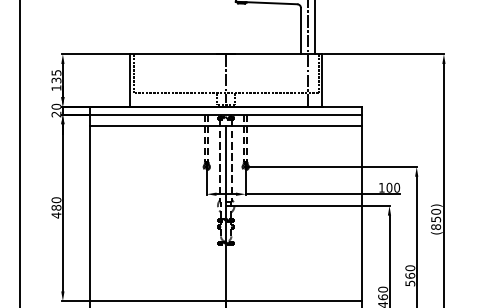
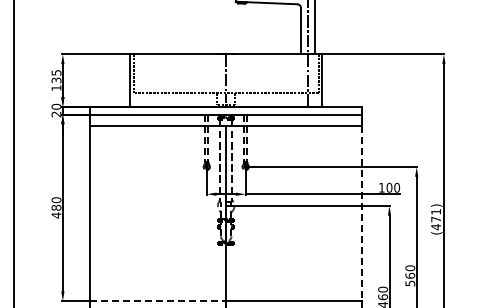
line position: (20, 153) -> (14, 153) (14, 153)
line: solid -> dashed (362, 214)
text: (850) -> (471) (436, 219)
line: solid -> dashed (158, 301)
